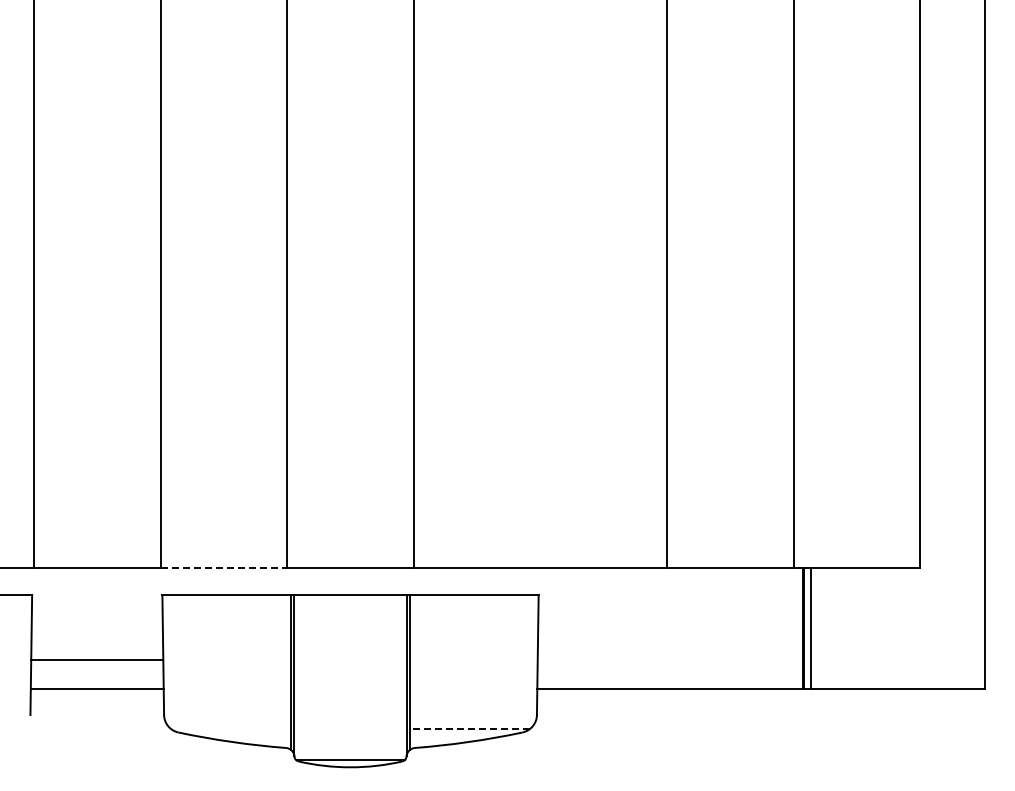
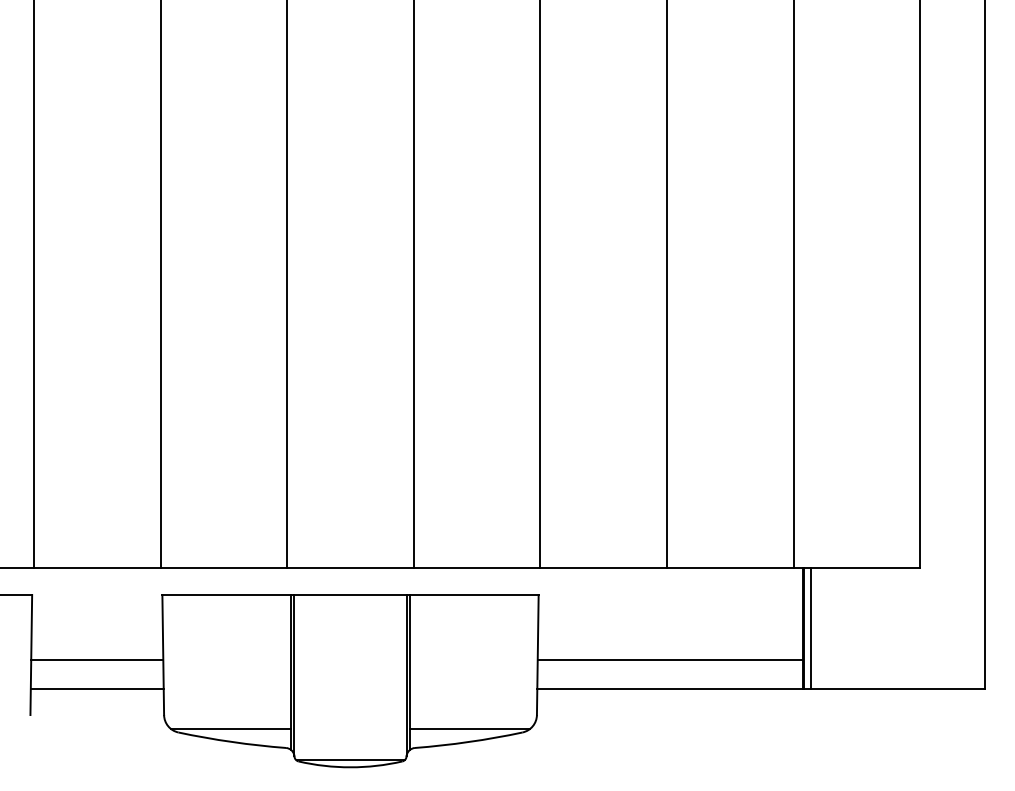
line: none -> present (540, 284)
line: dashed -> solid (224, 567)
line: none -> present (669, 660)
line: none -> present (230, 728)
line: dashed -> solid (470, 728)
